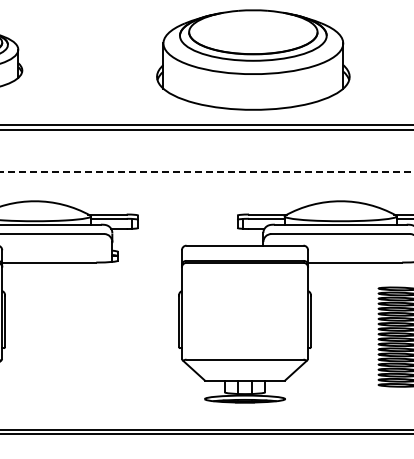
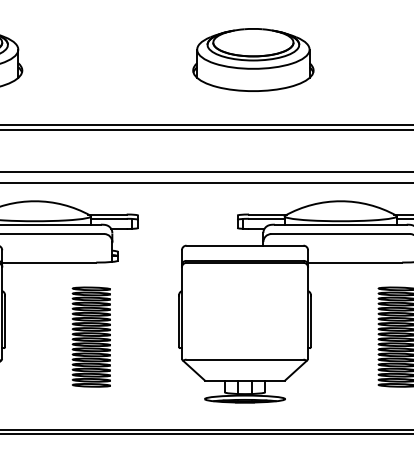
part size: 195x102 px -> 123x64 px (253, 59)
line: dashed -> solid (206, 171)
line: none -> present (206, 183)
part: none -> present (90, 336)
